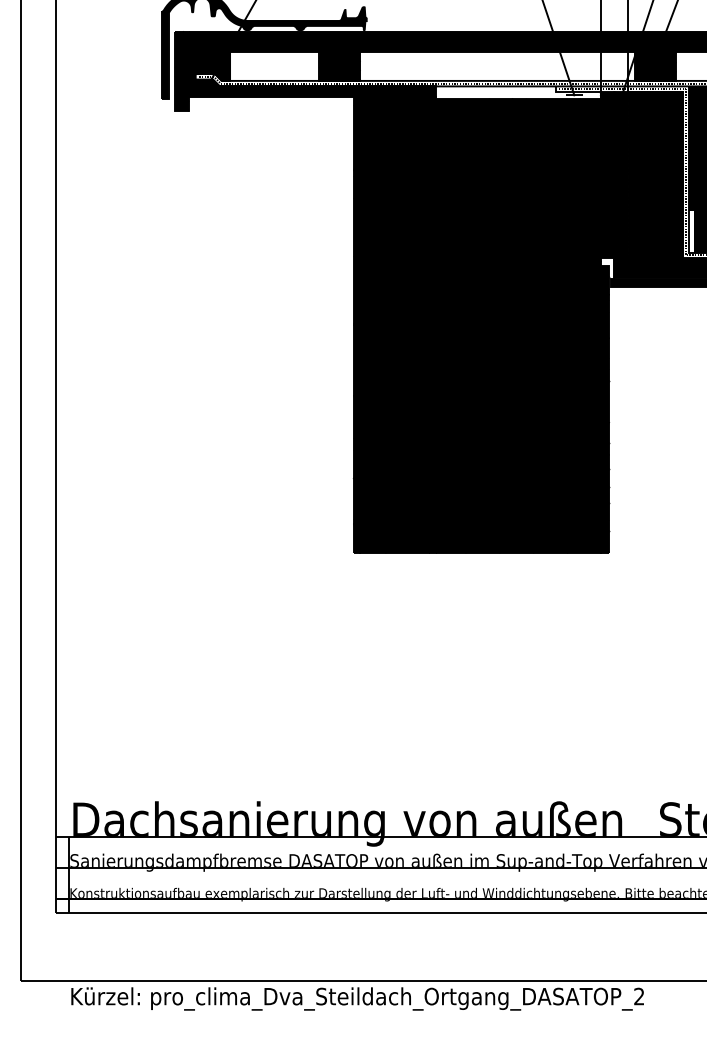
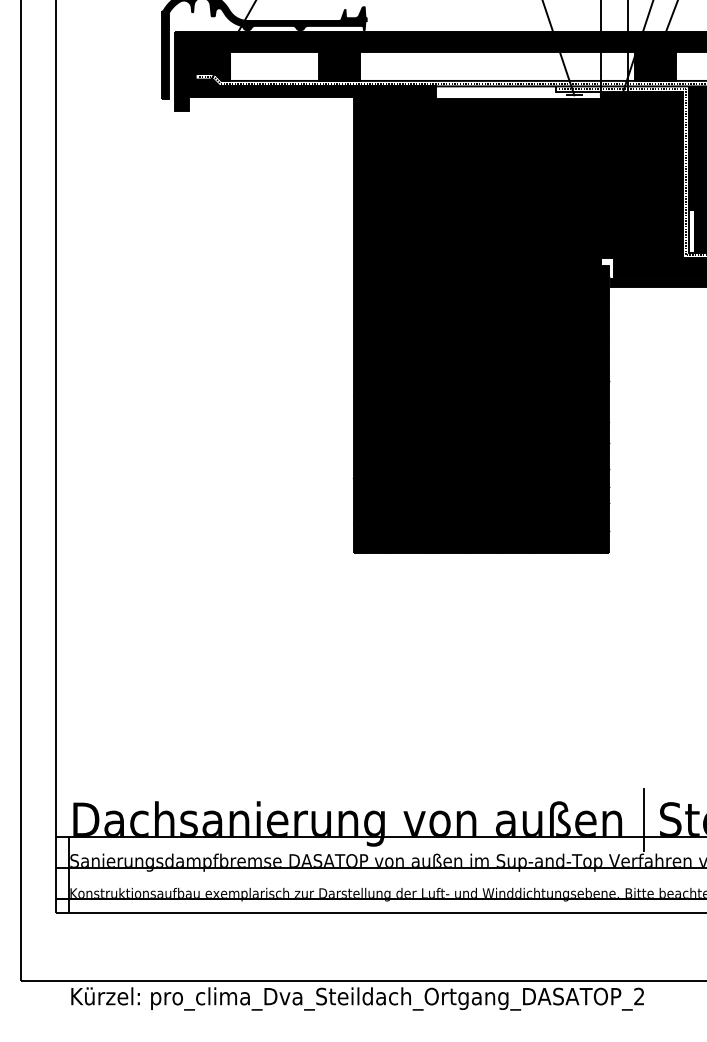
line: none -> present (643, 819)
